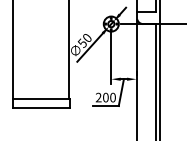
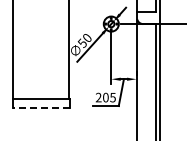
text: 200 -> 205 (112, 97)
line: solid -> dashed (41, 107)
